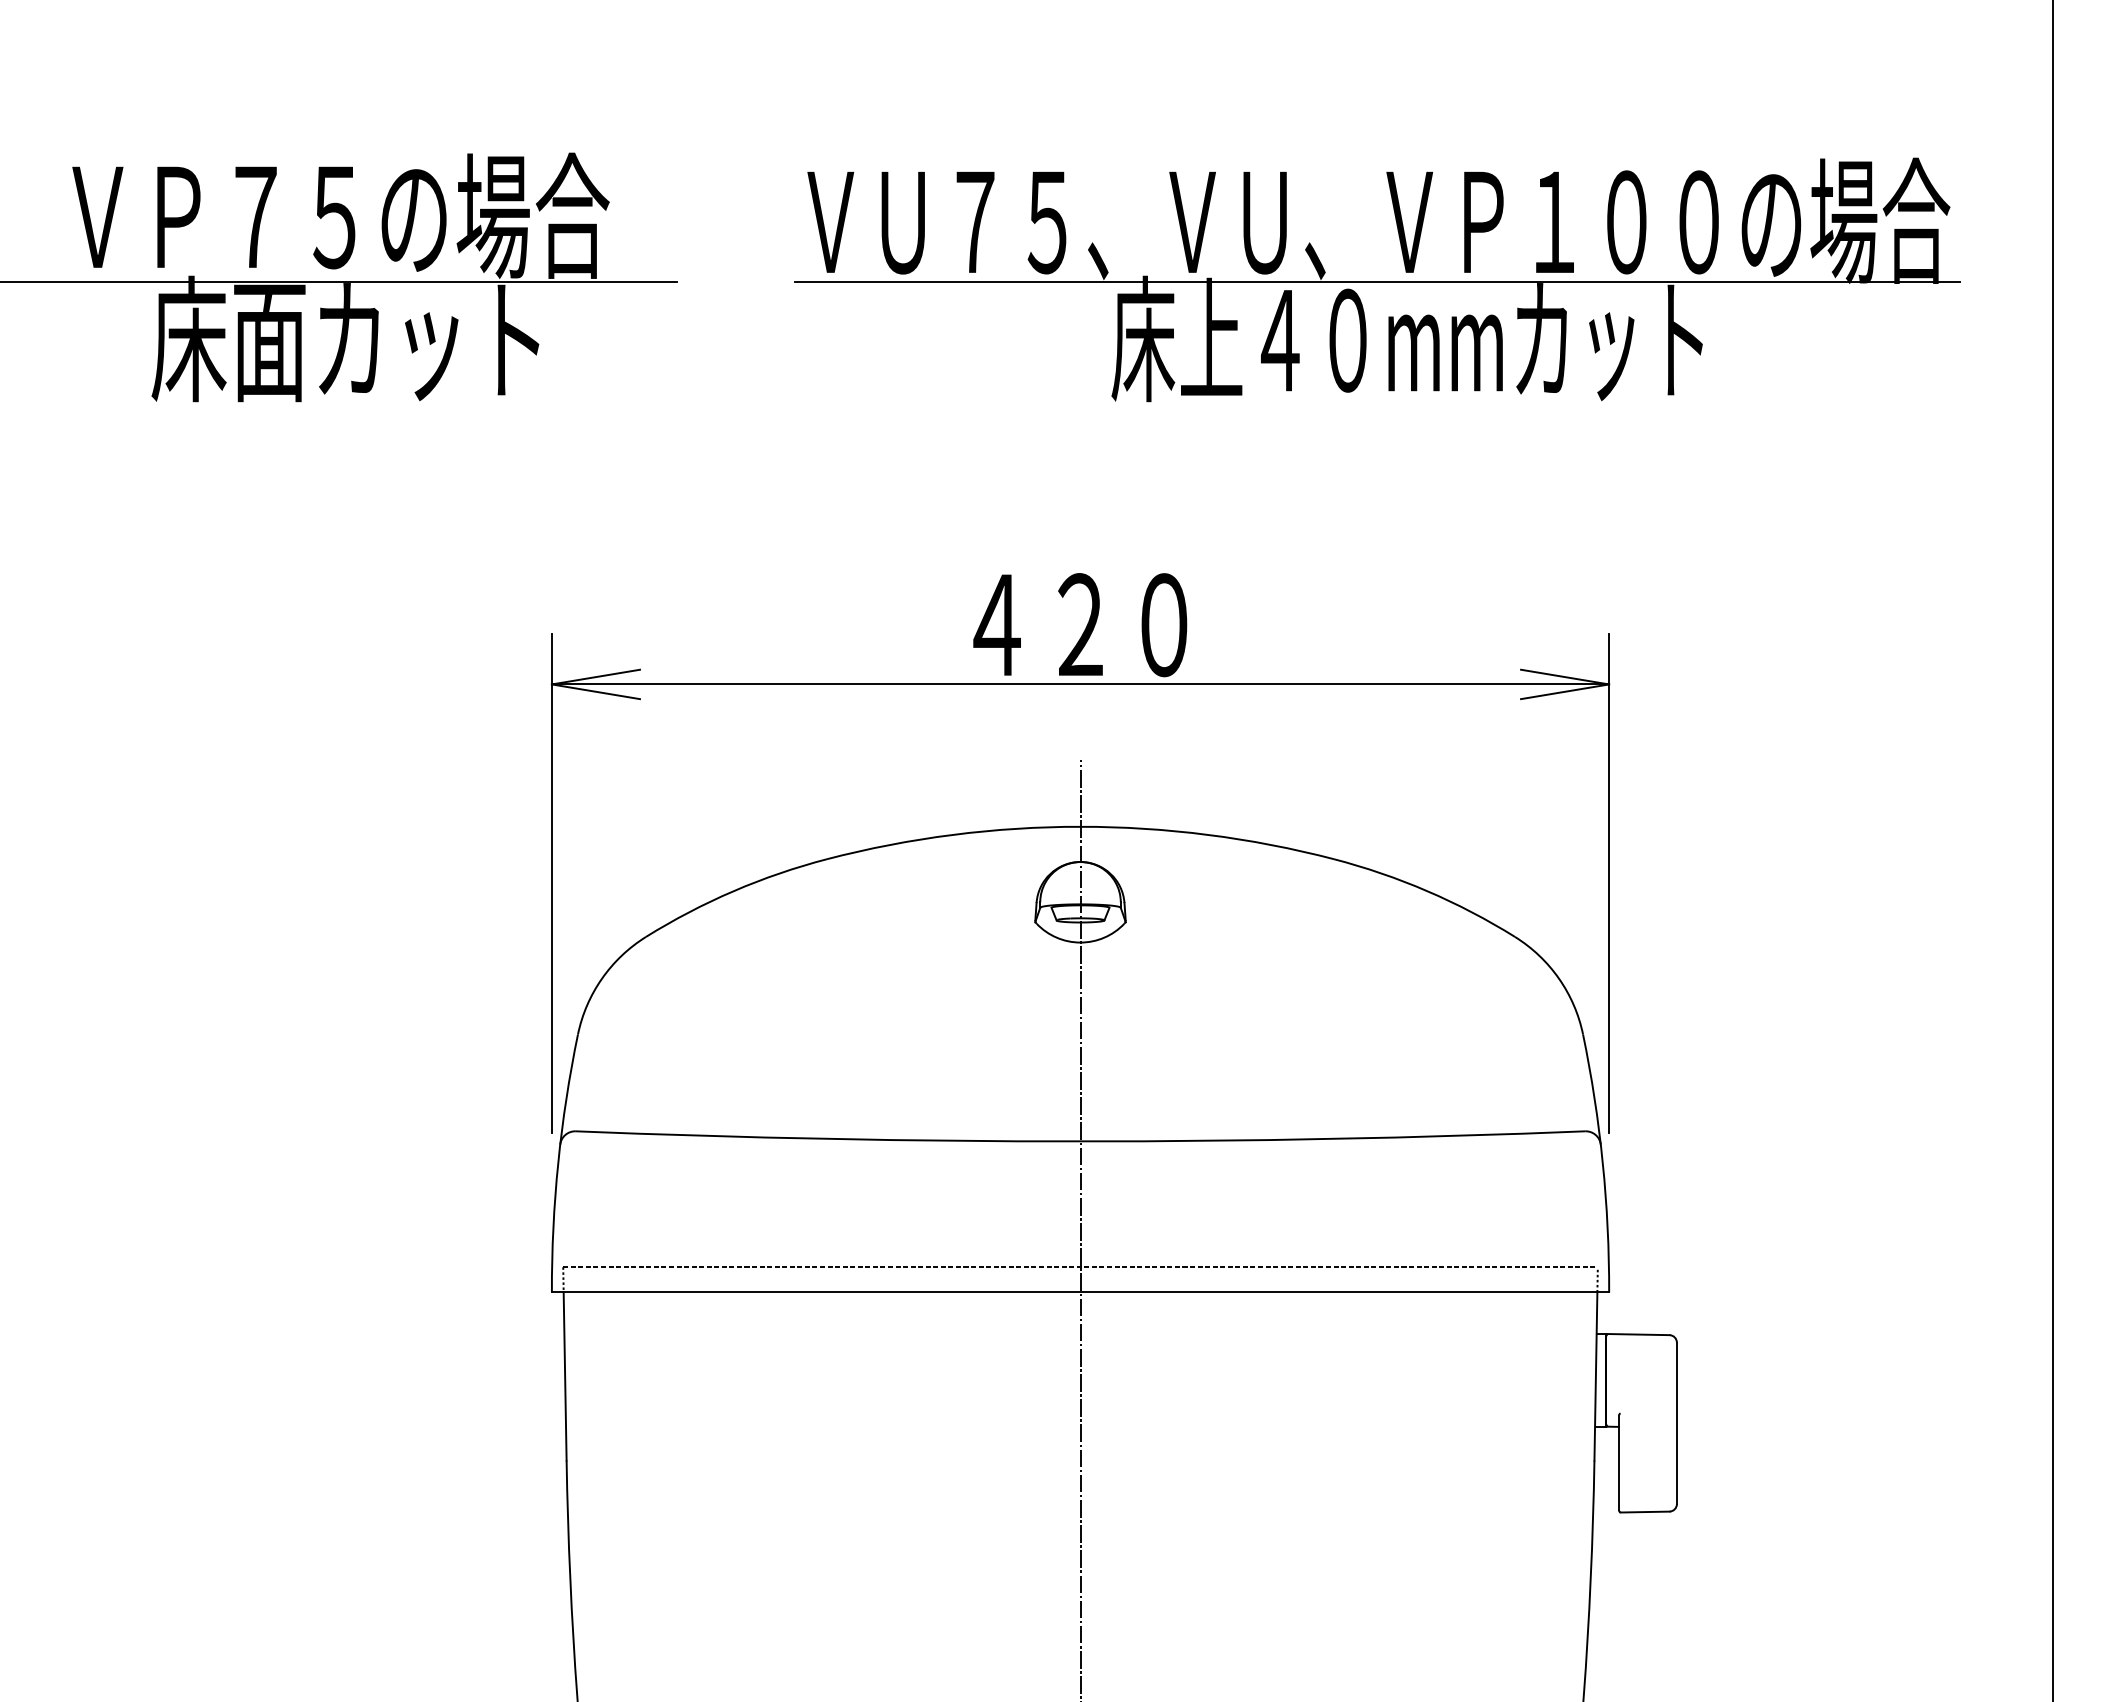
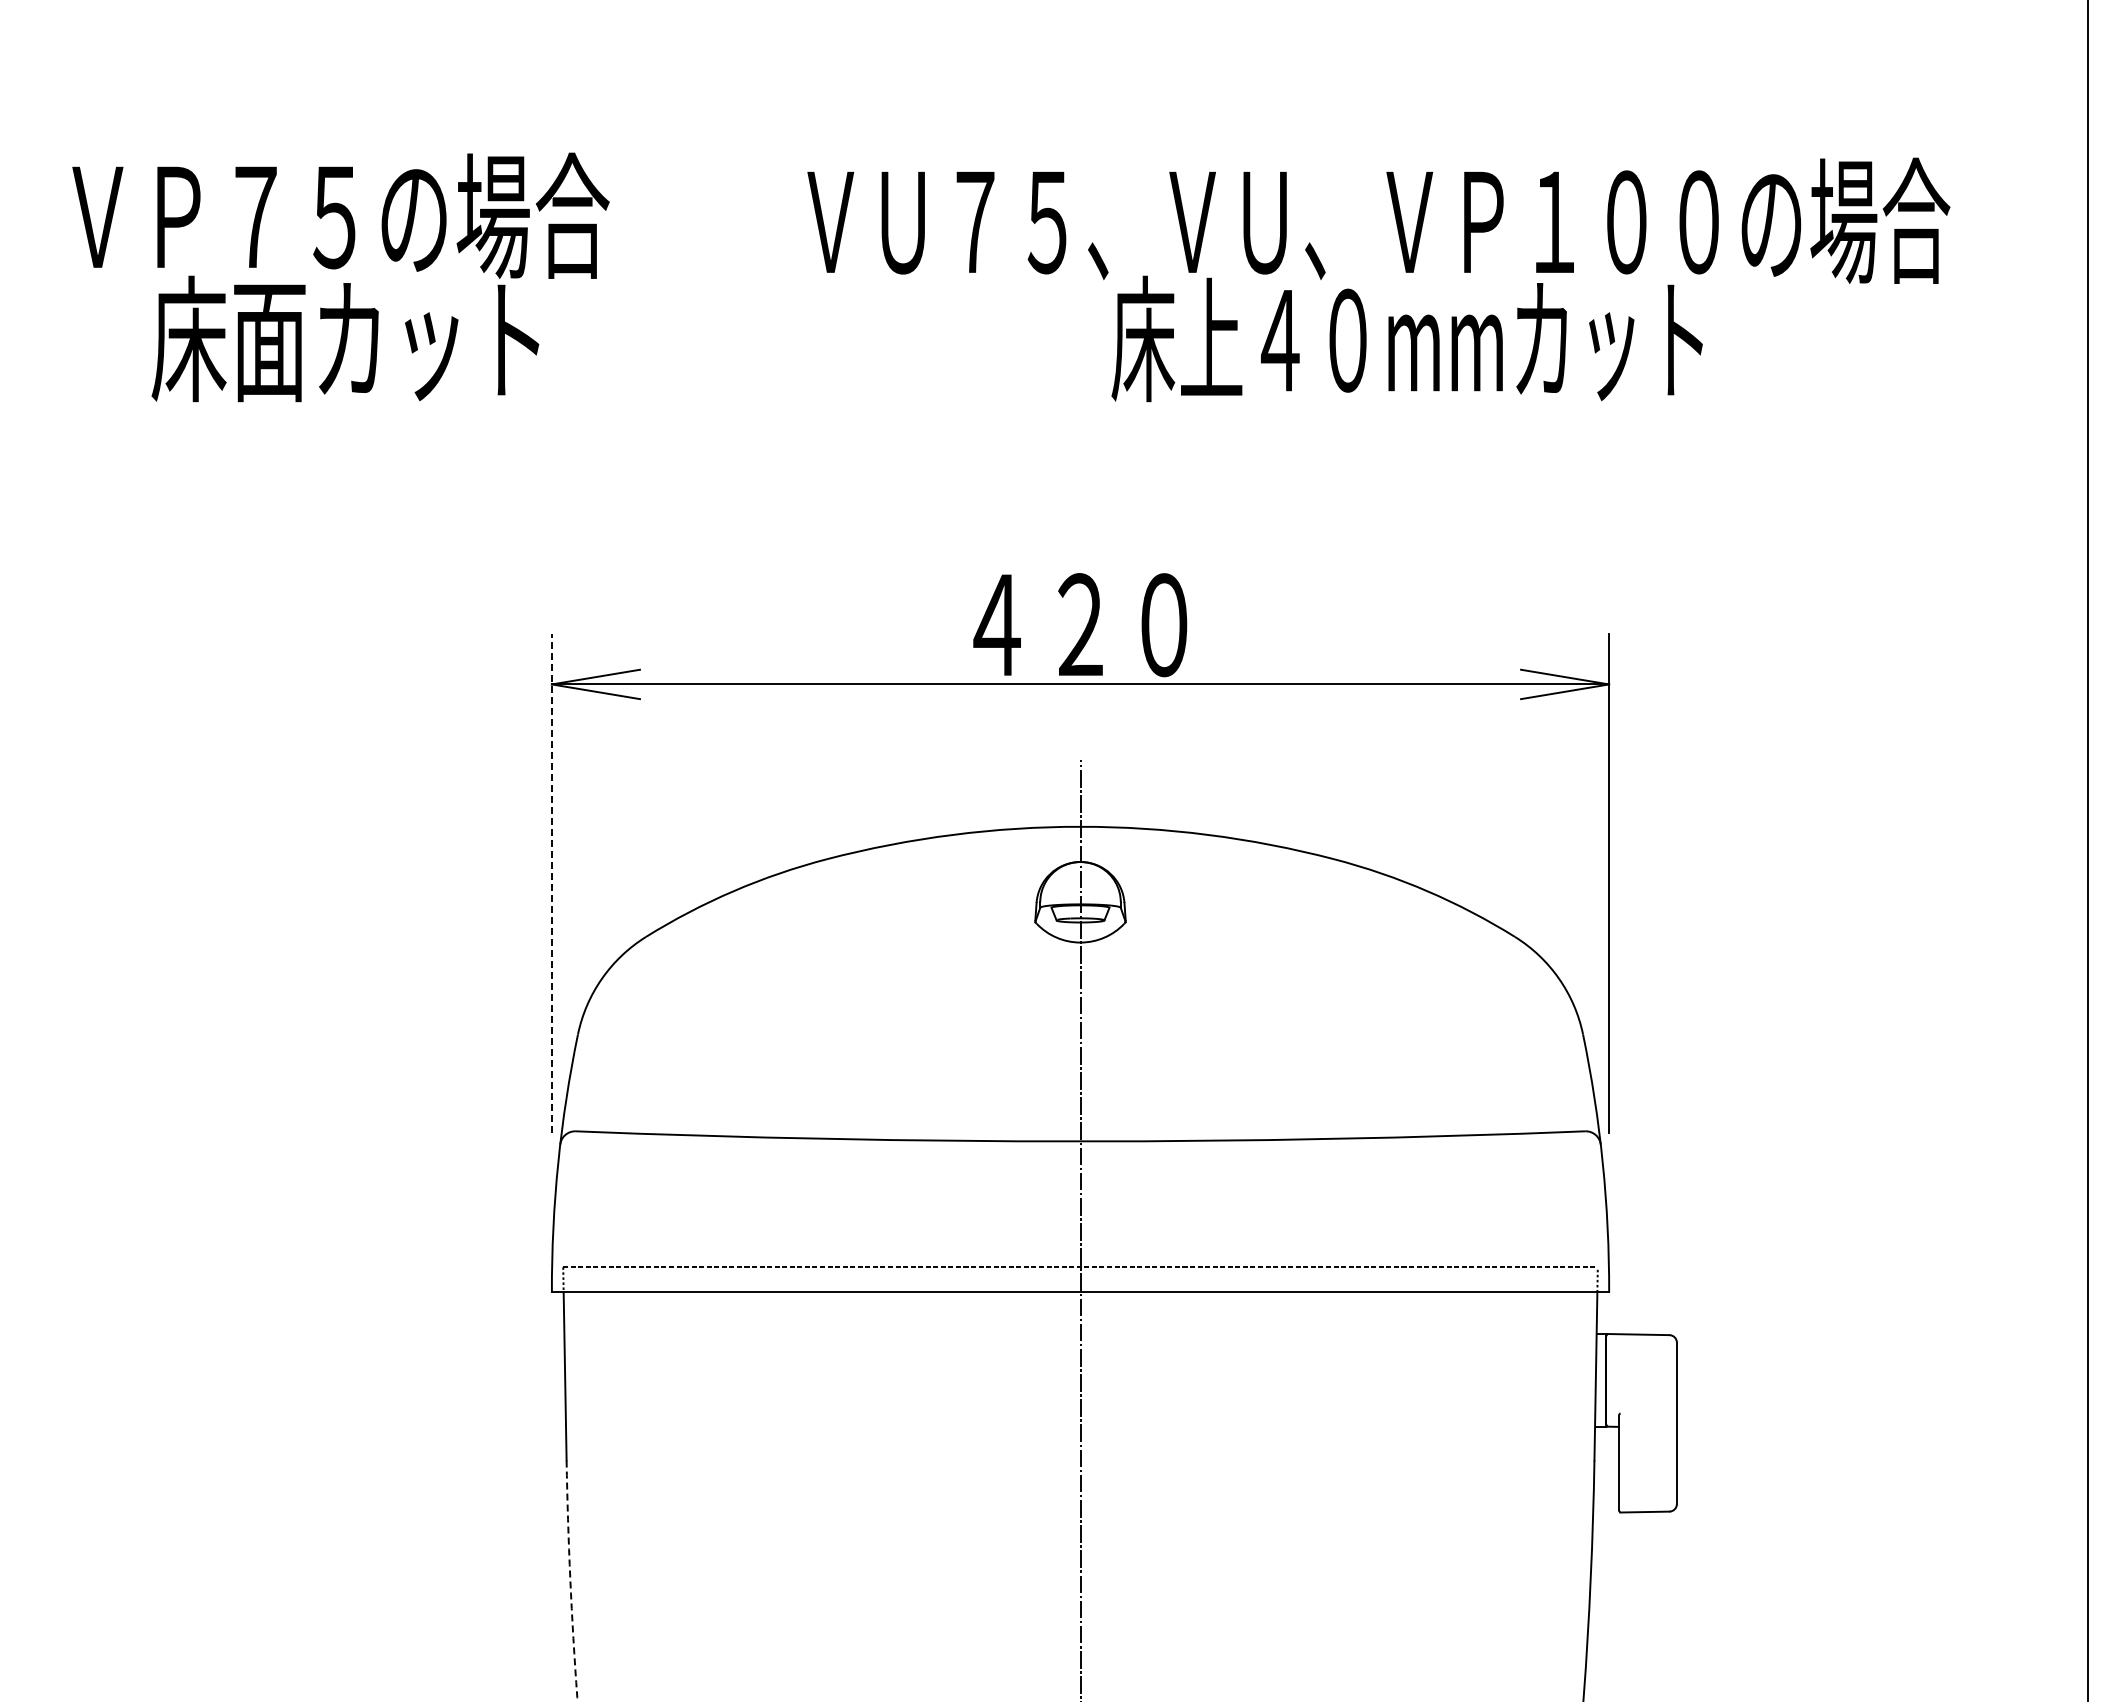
line: present -> none (339, 281)
line: present -> none (1377, 281)
line position: (2053, 850) -> (2088, 850) (2088, 850)
line: solid -> dashed (551, 882)
arc: solid -> dashed (570, 1581)
